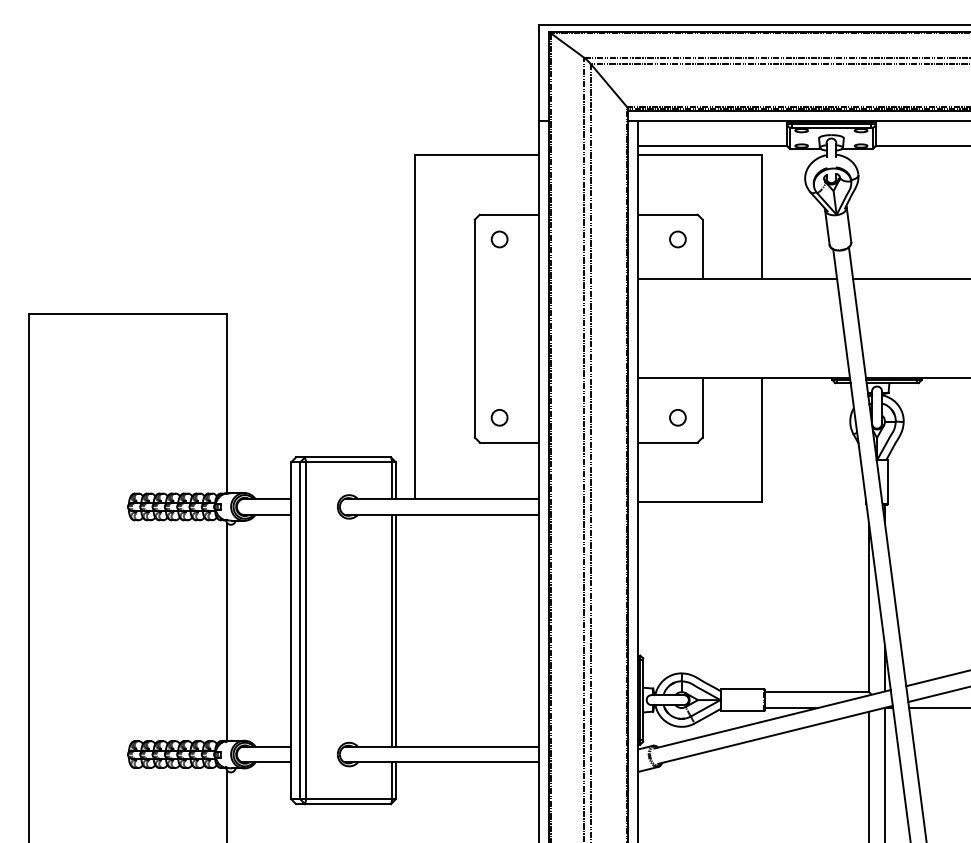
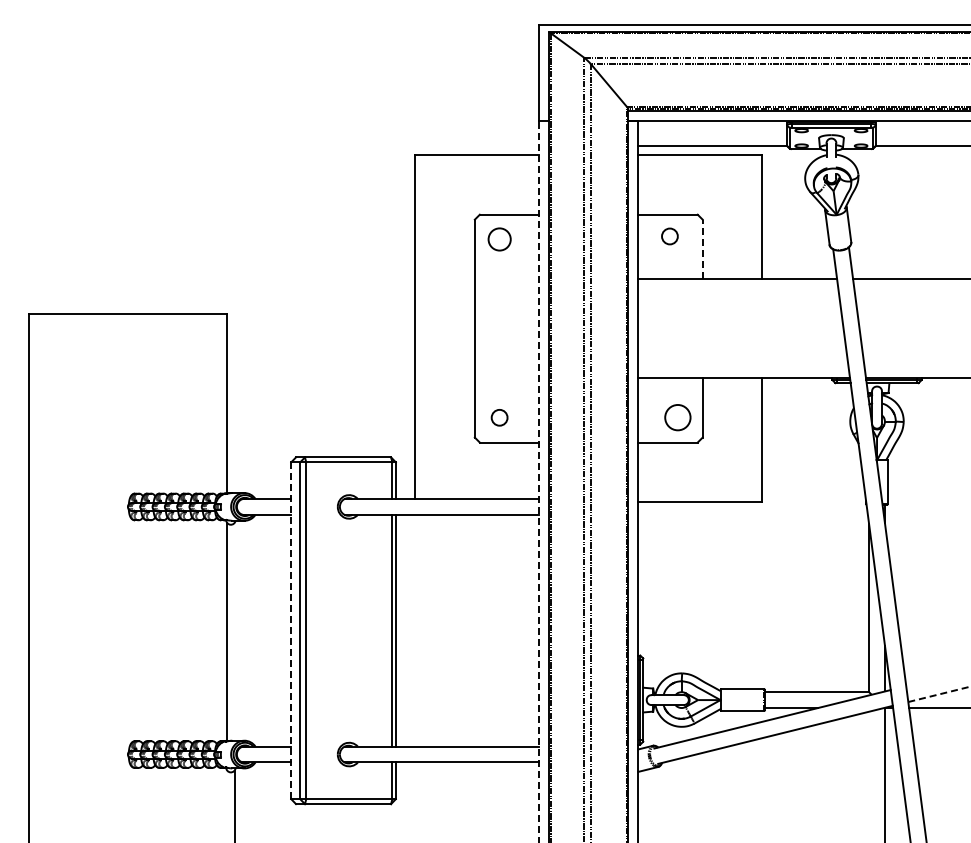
circle size: 19x19 px -> 25x25 px (499, 239)
circle position: (677, 239) -> (669, 236) (669, 236)
line: solid -> dashed (702, 249)
circle size: 18x18 px -> 28x28 px (677, 417)
line: solid -> dashed (539, 481)
line: solid -> dashed (291, 631)
line: present -> none (936, 678)
line: solid -> dashed (939, 694)
line: present -> none (869, 775)
line position: (227, 804) -> (235, 804) (235, 804)
